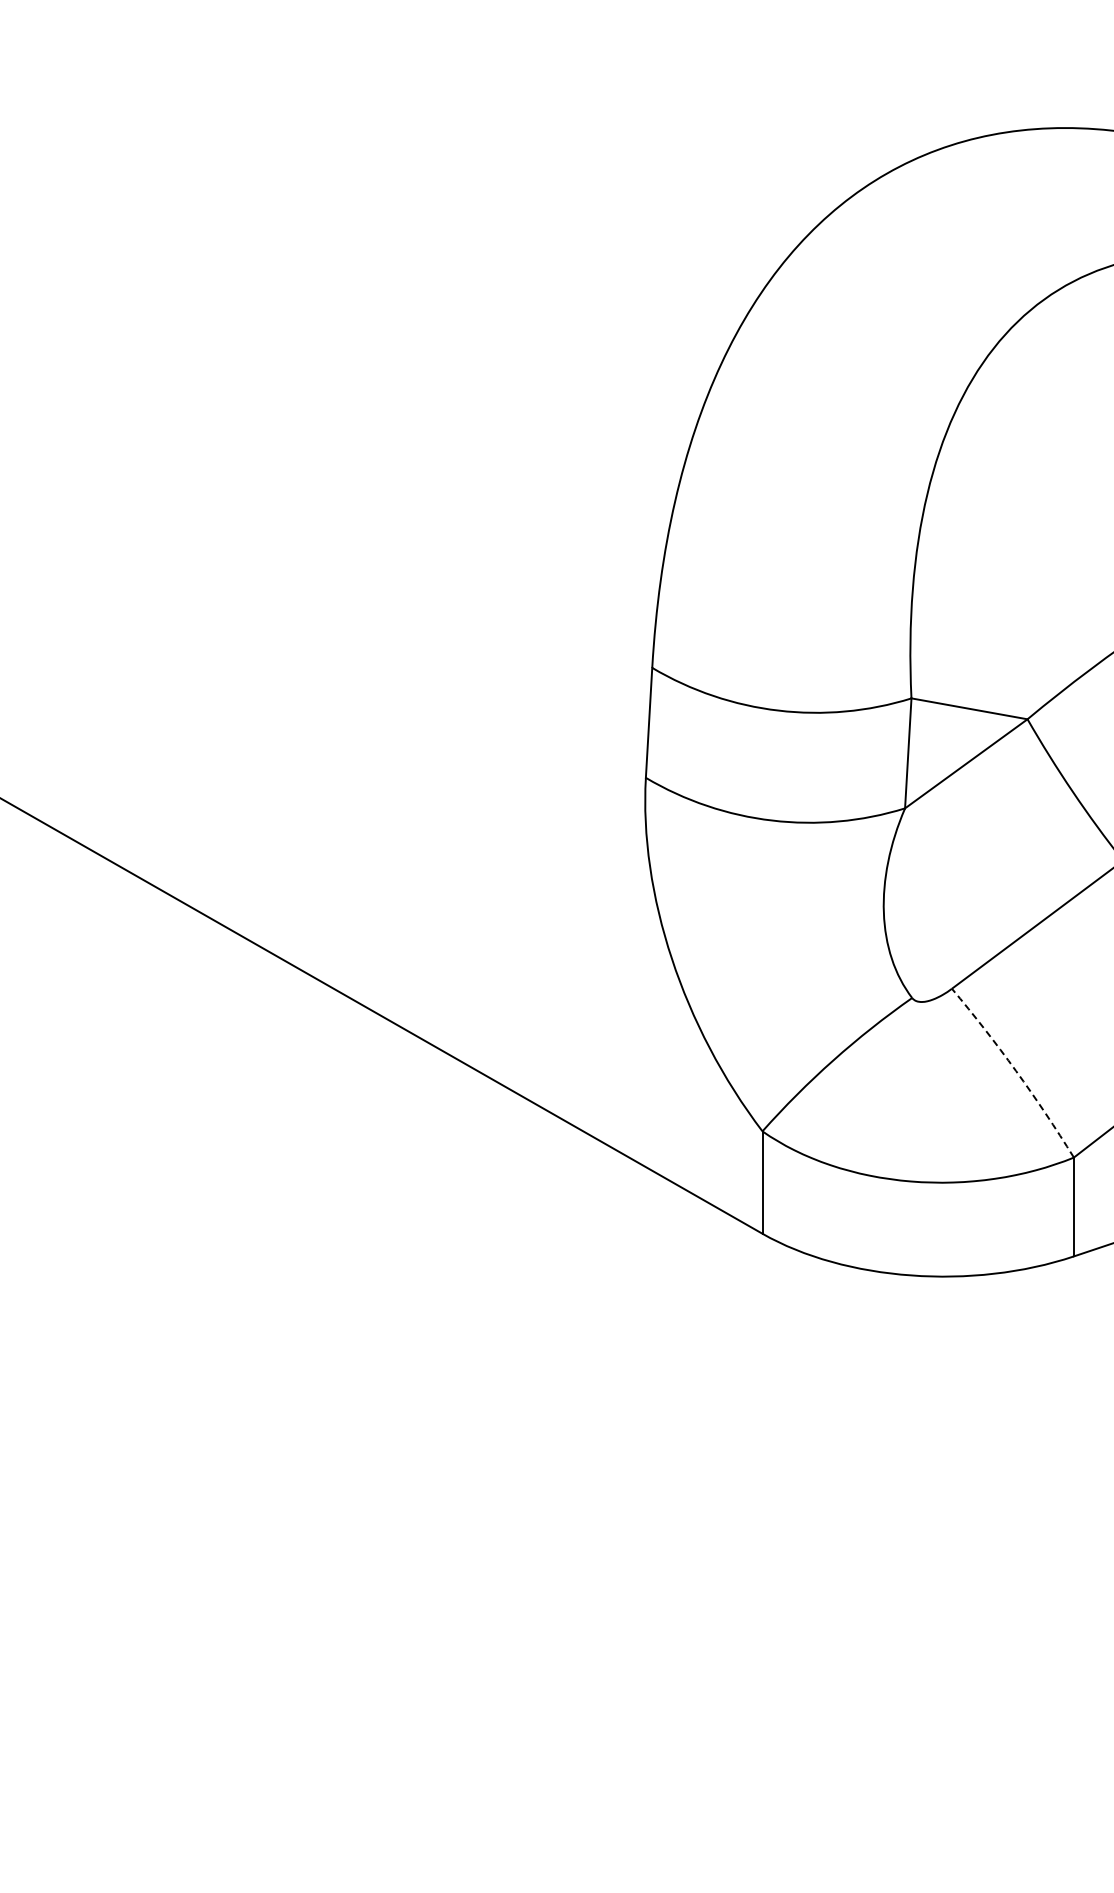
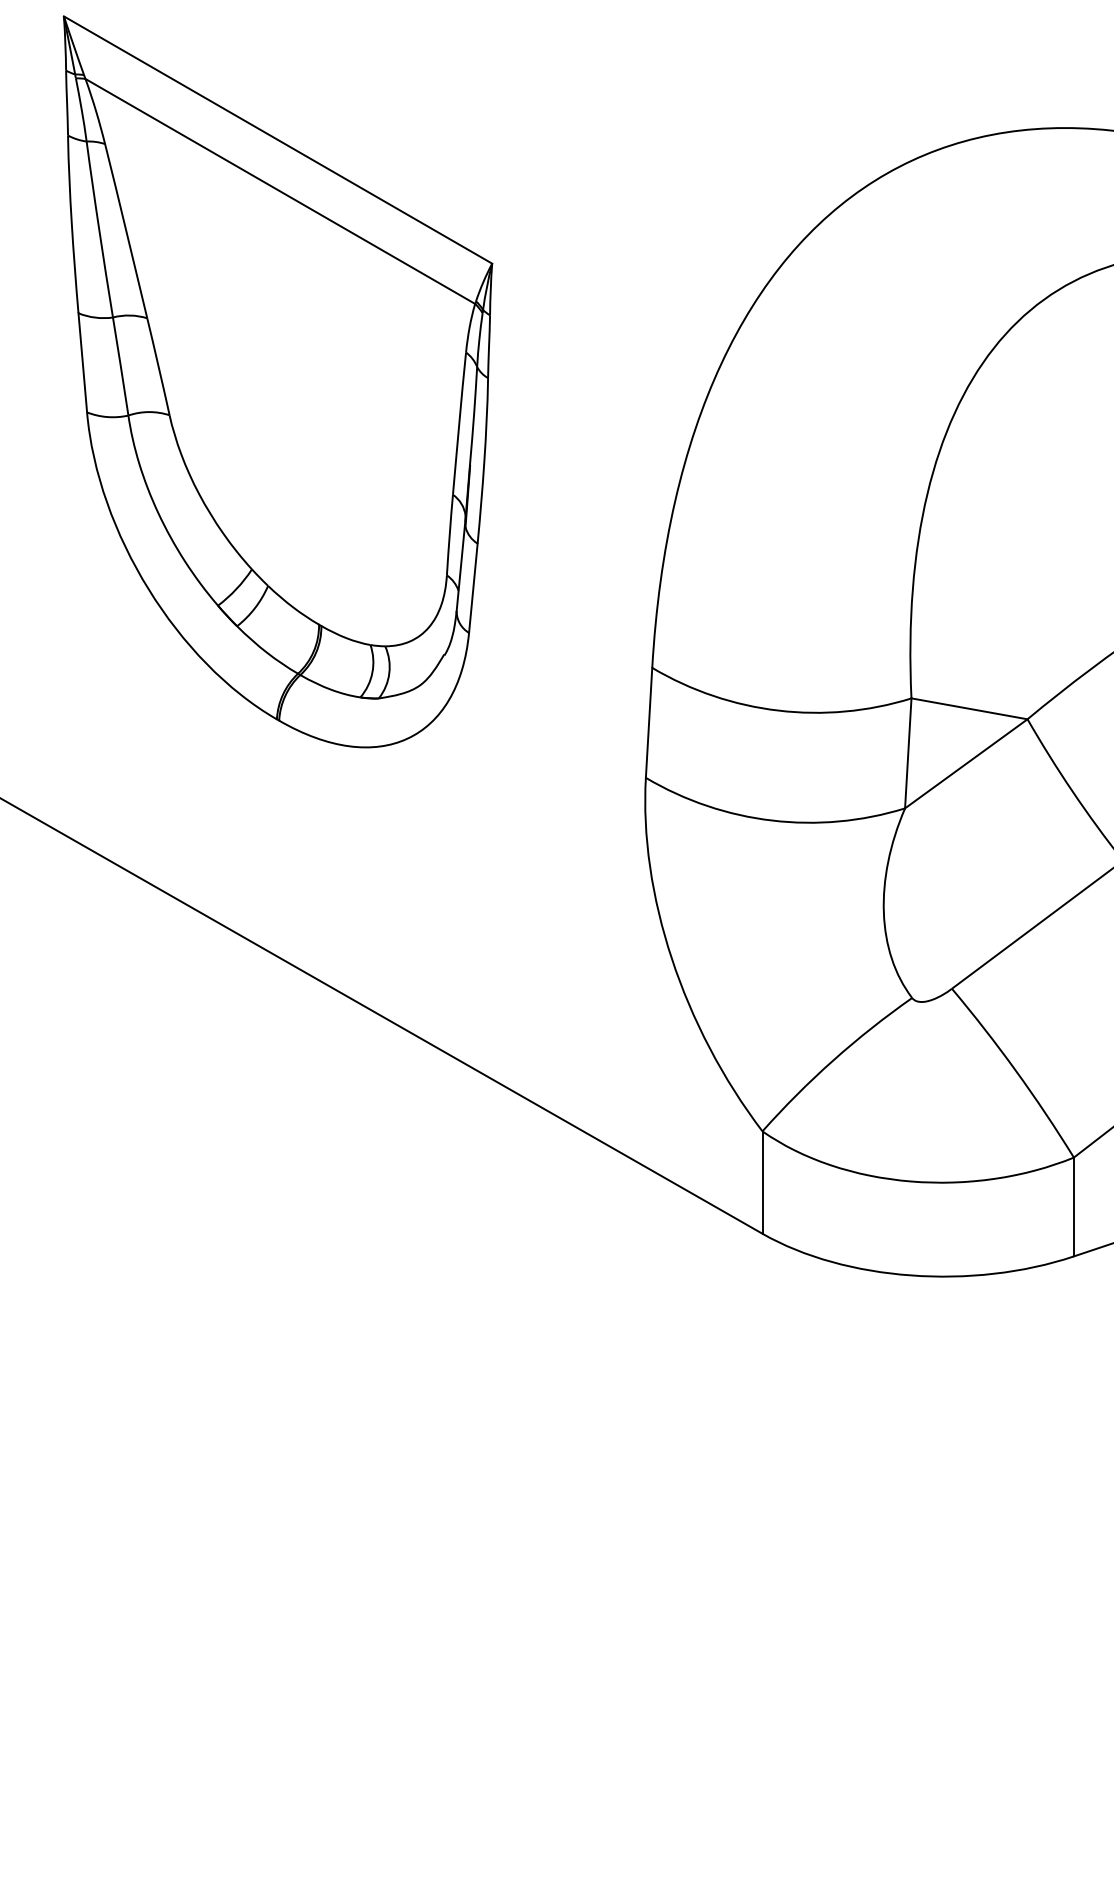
part: none -> present (277, 381)
arc: dashed -> solid (1016, 1070)
